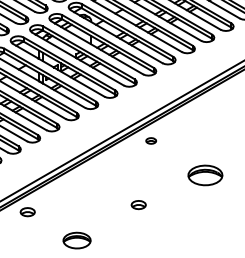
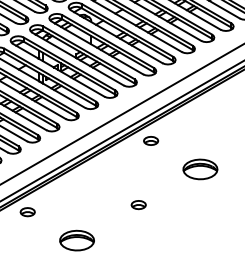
line: none -> present (121, 114)
part size: 12x8 px -> 17x10 px (151, 140)
part position: (205, 175) -> (200, 169) (200, 169)
part size: 30x19 px -> 36x23 px (76, 240)
